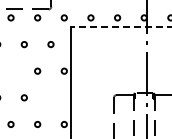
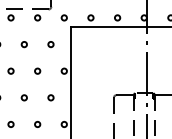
line: dashed -> solid (120, 26)
circle: none -> present (10, 70)
circle: none -> present (50, 97)
